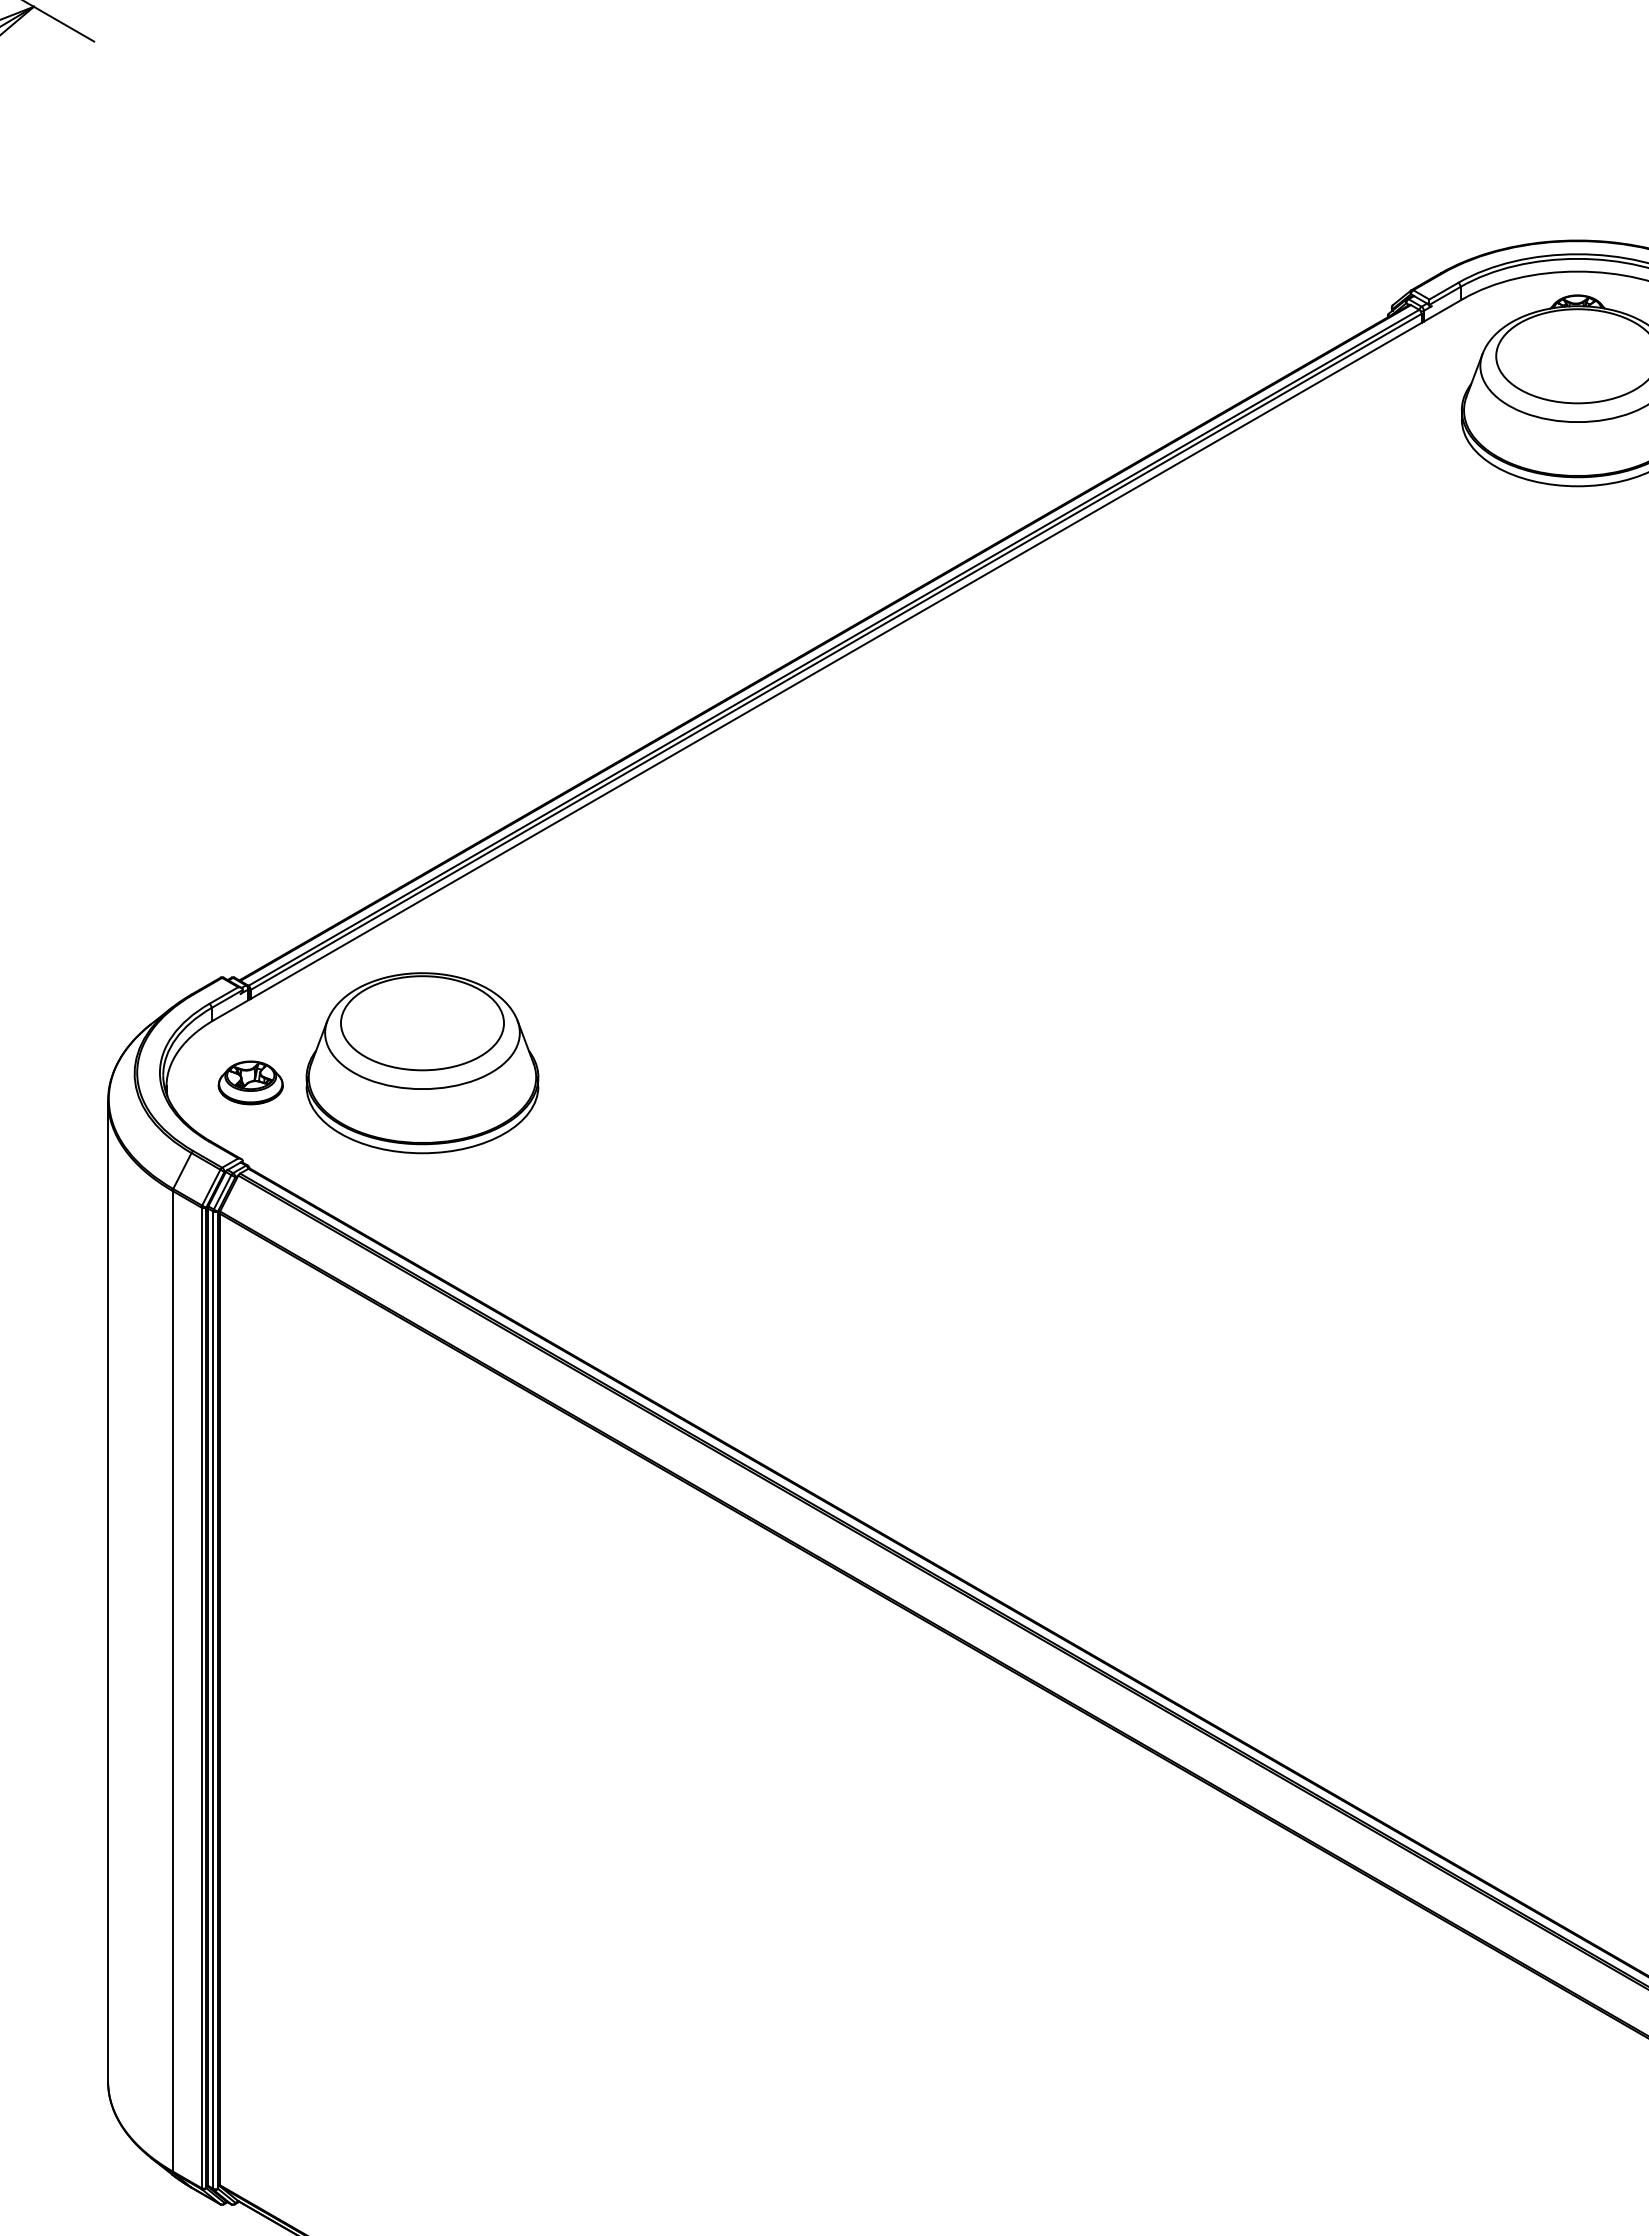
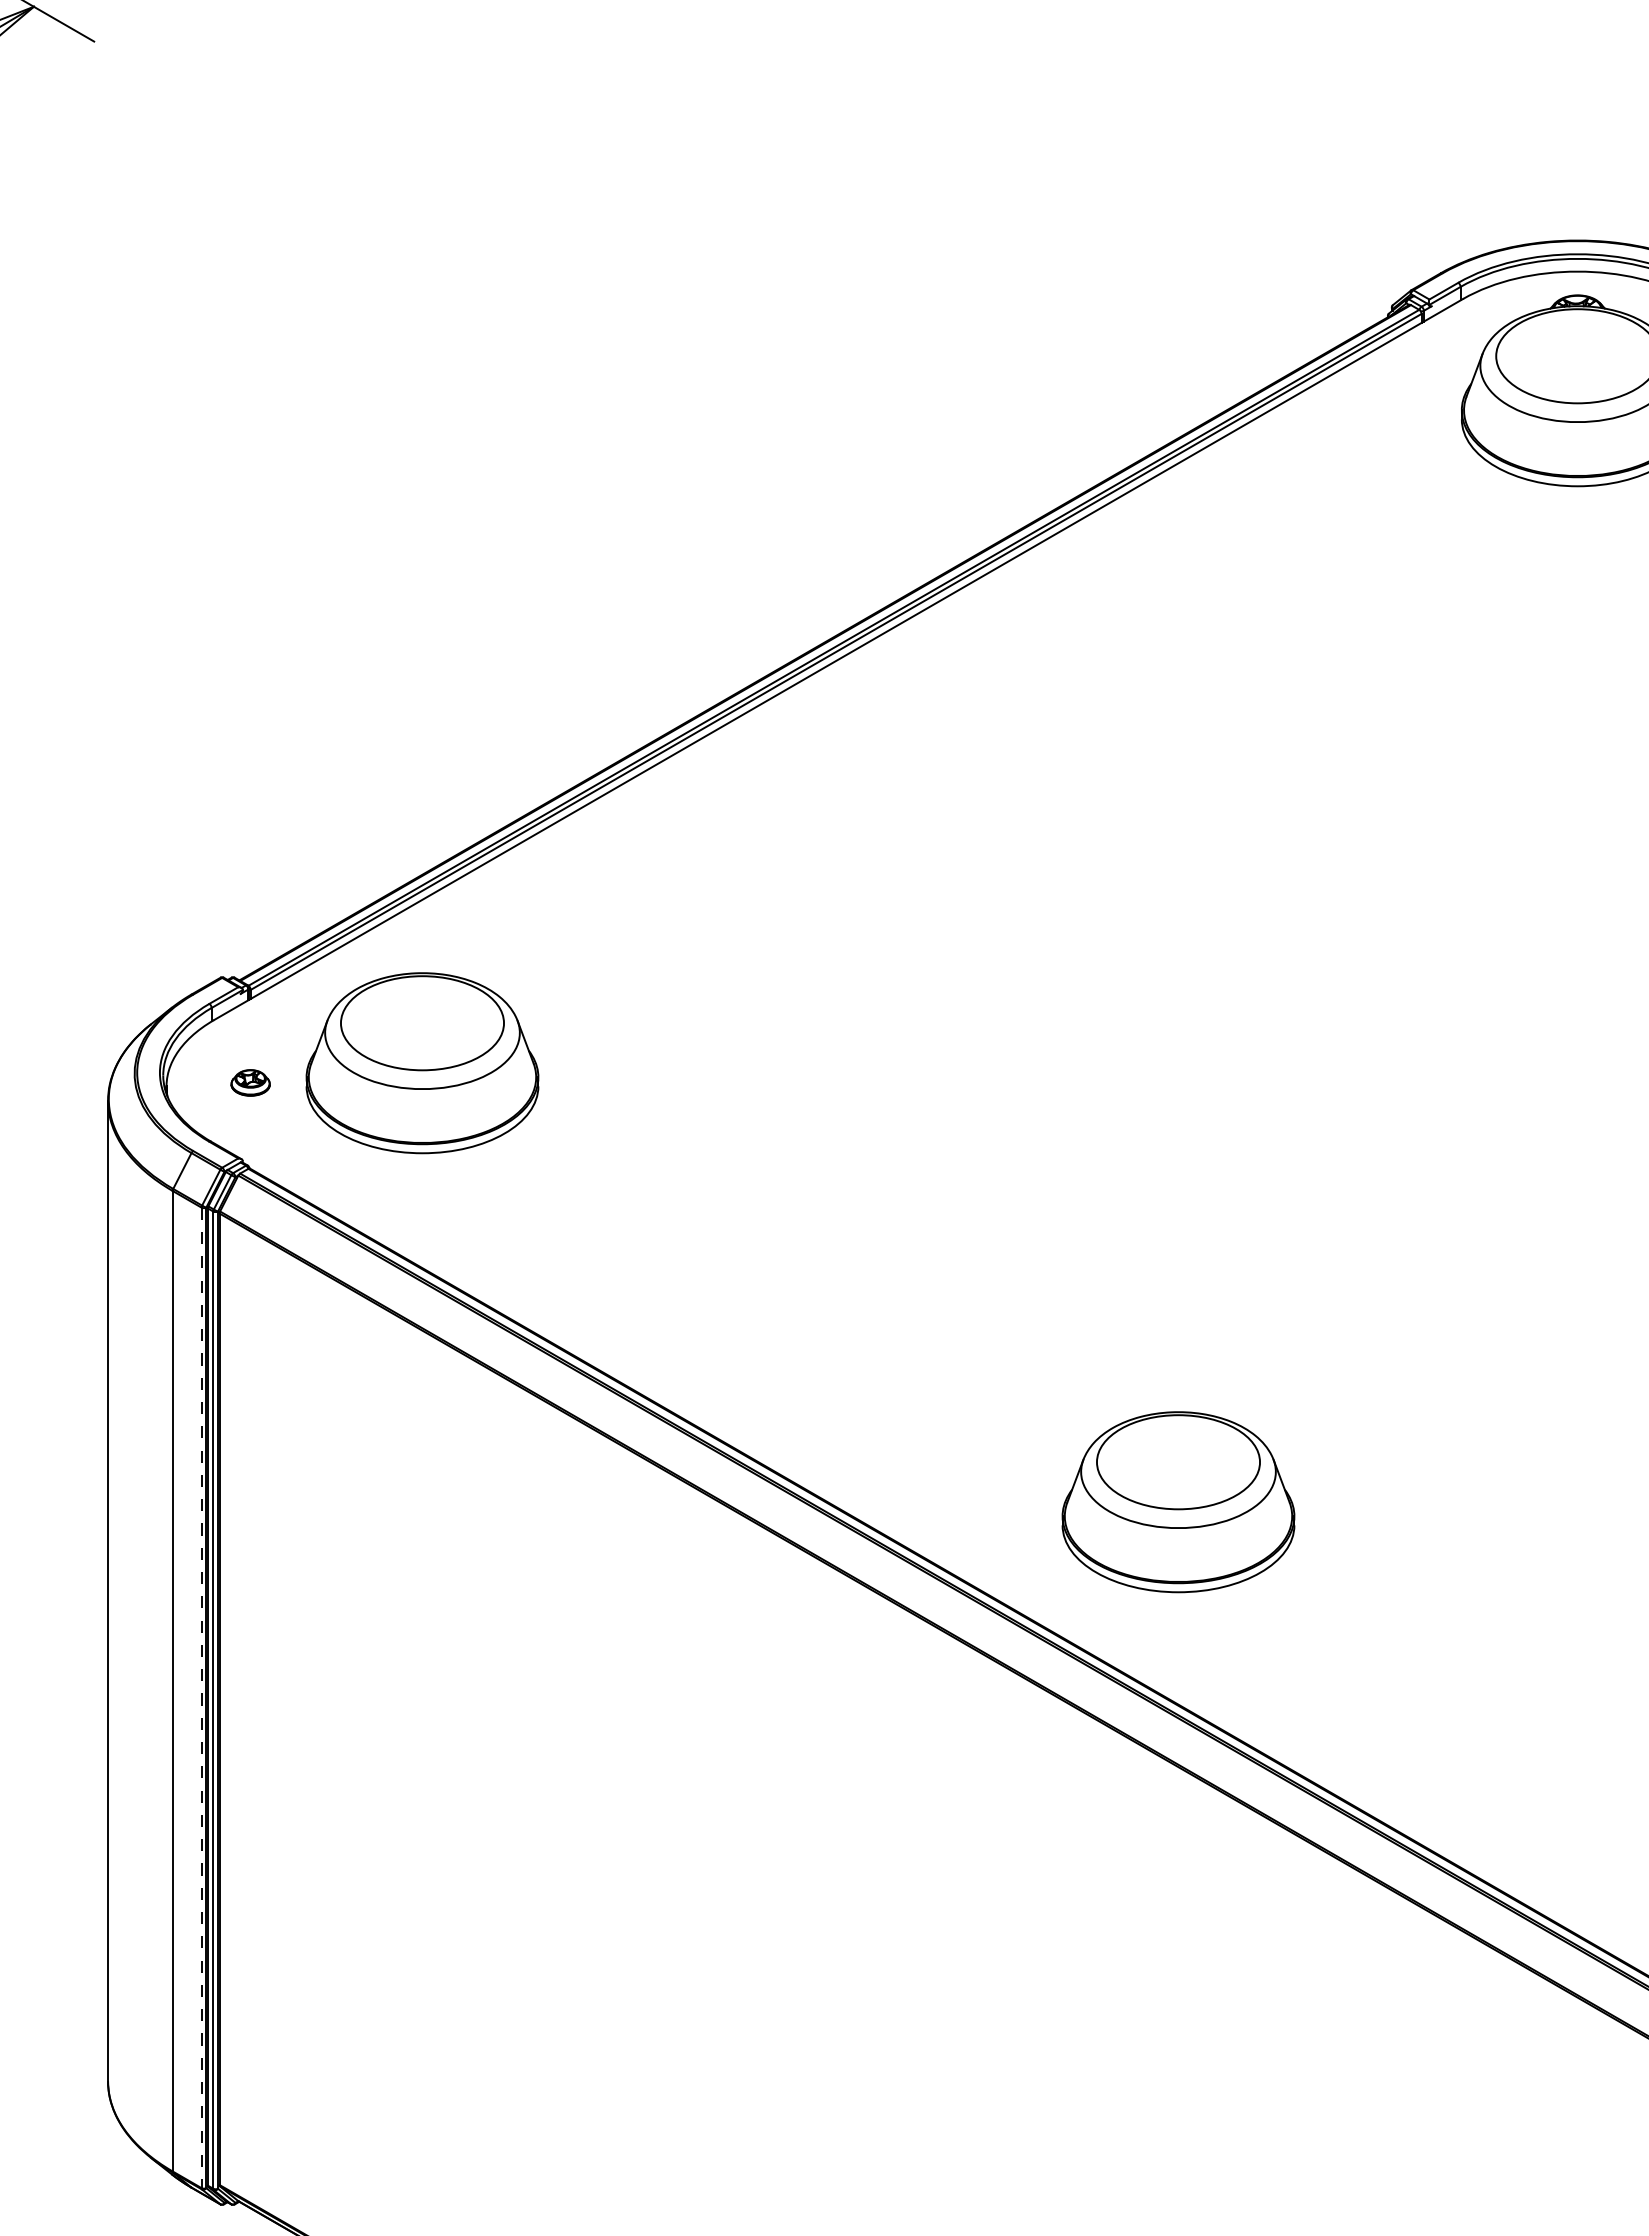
part size: 67x46 px -> 41x28 px (250, 1082)
part: none -> present (1178, 1502)
line: solid -> dashed (201, 1698)
